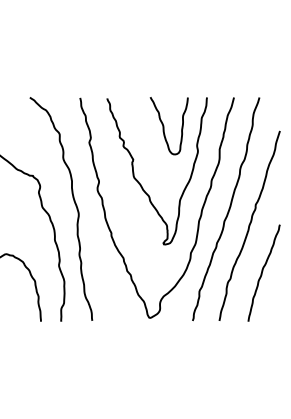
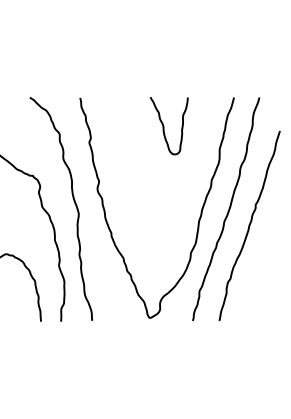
curve: present -> none (141, 184)
curve: present -> none (263, 271)
